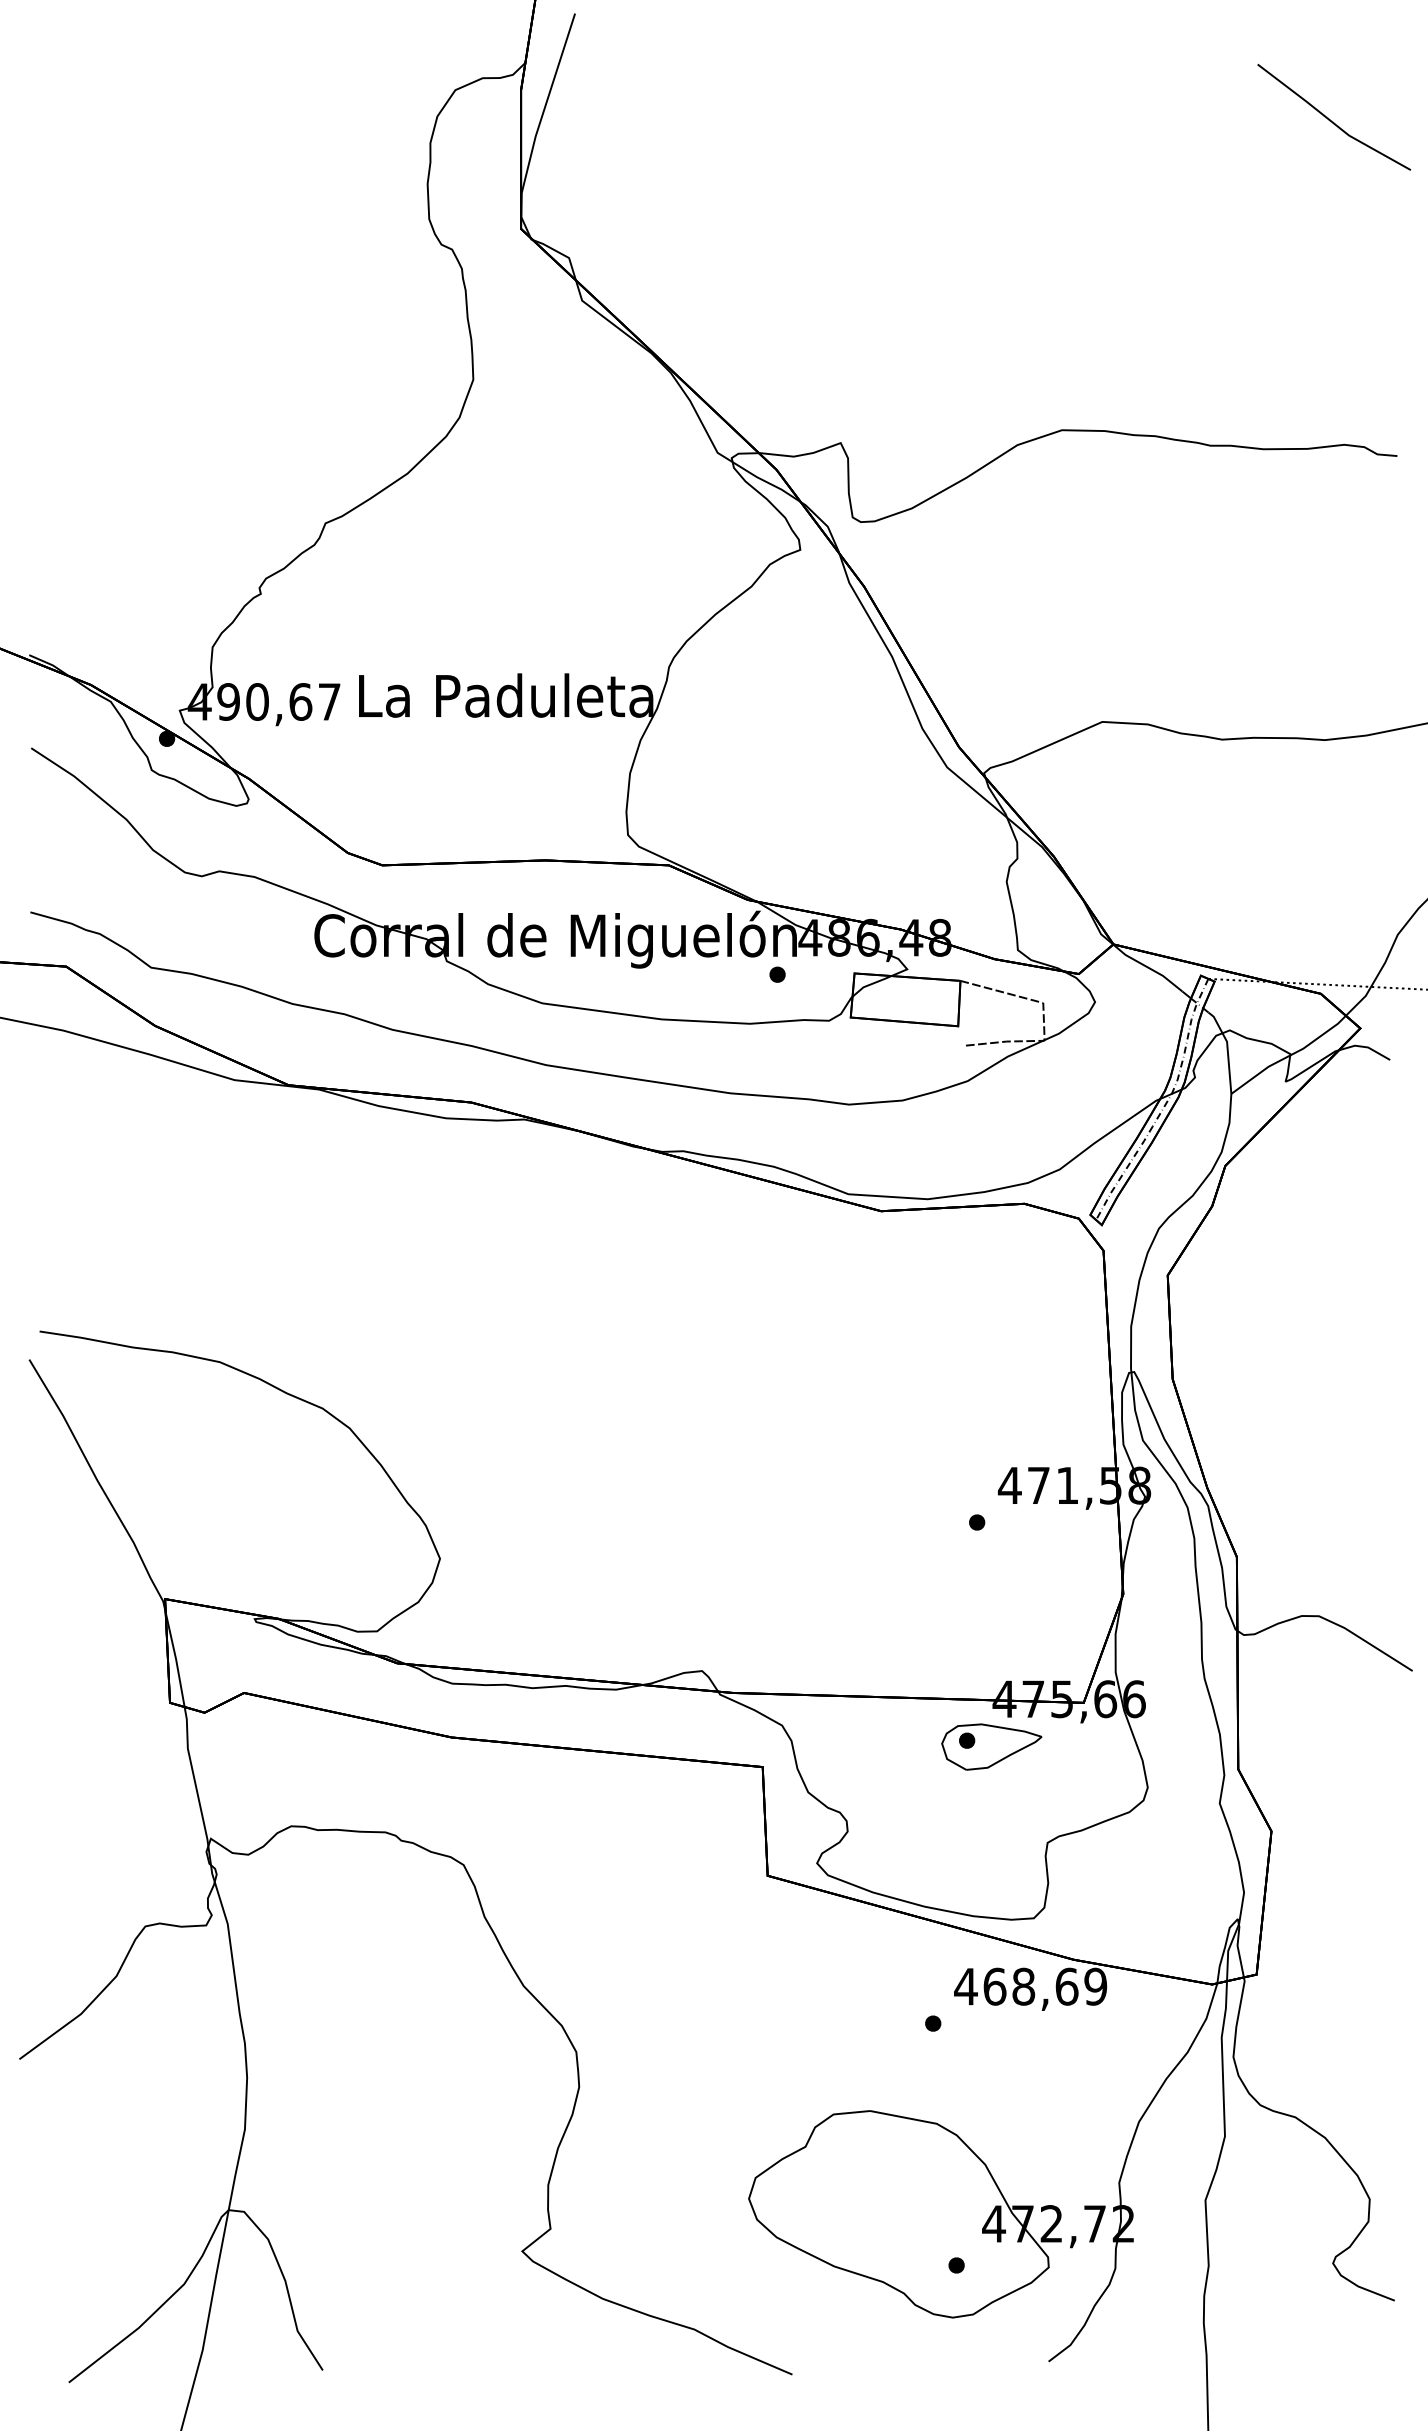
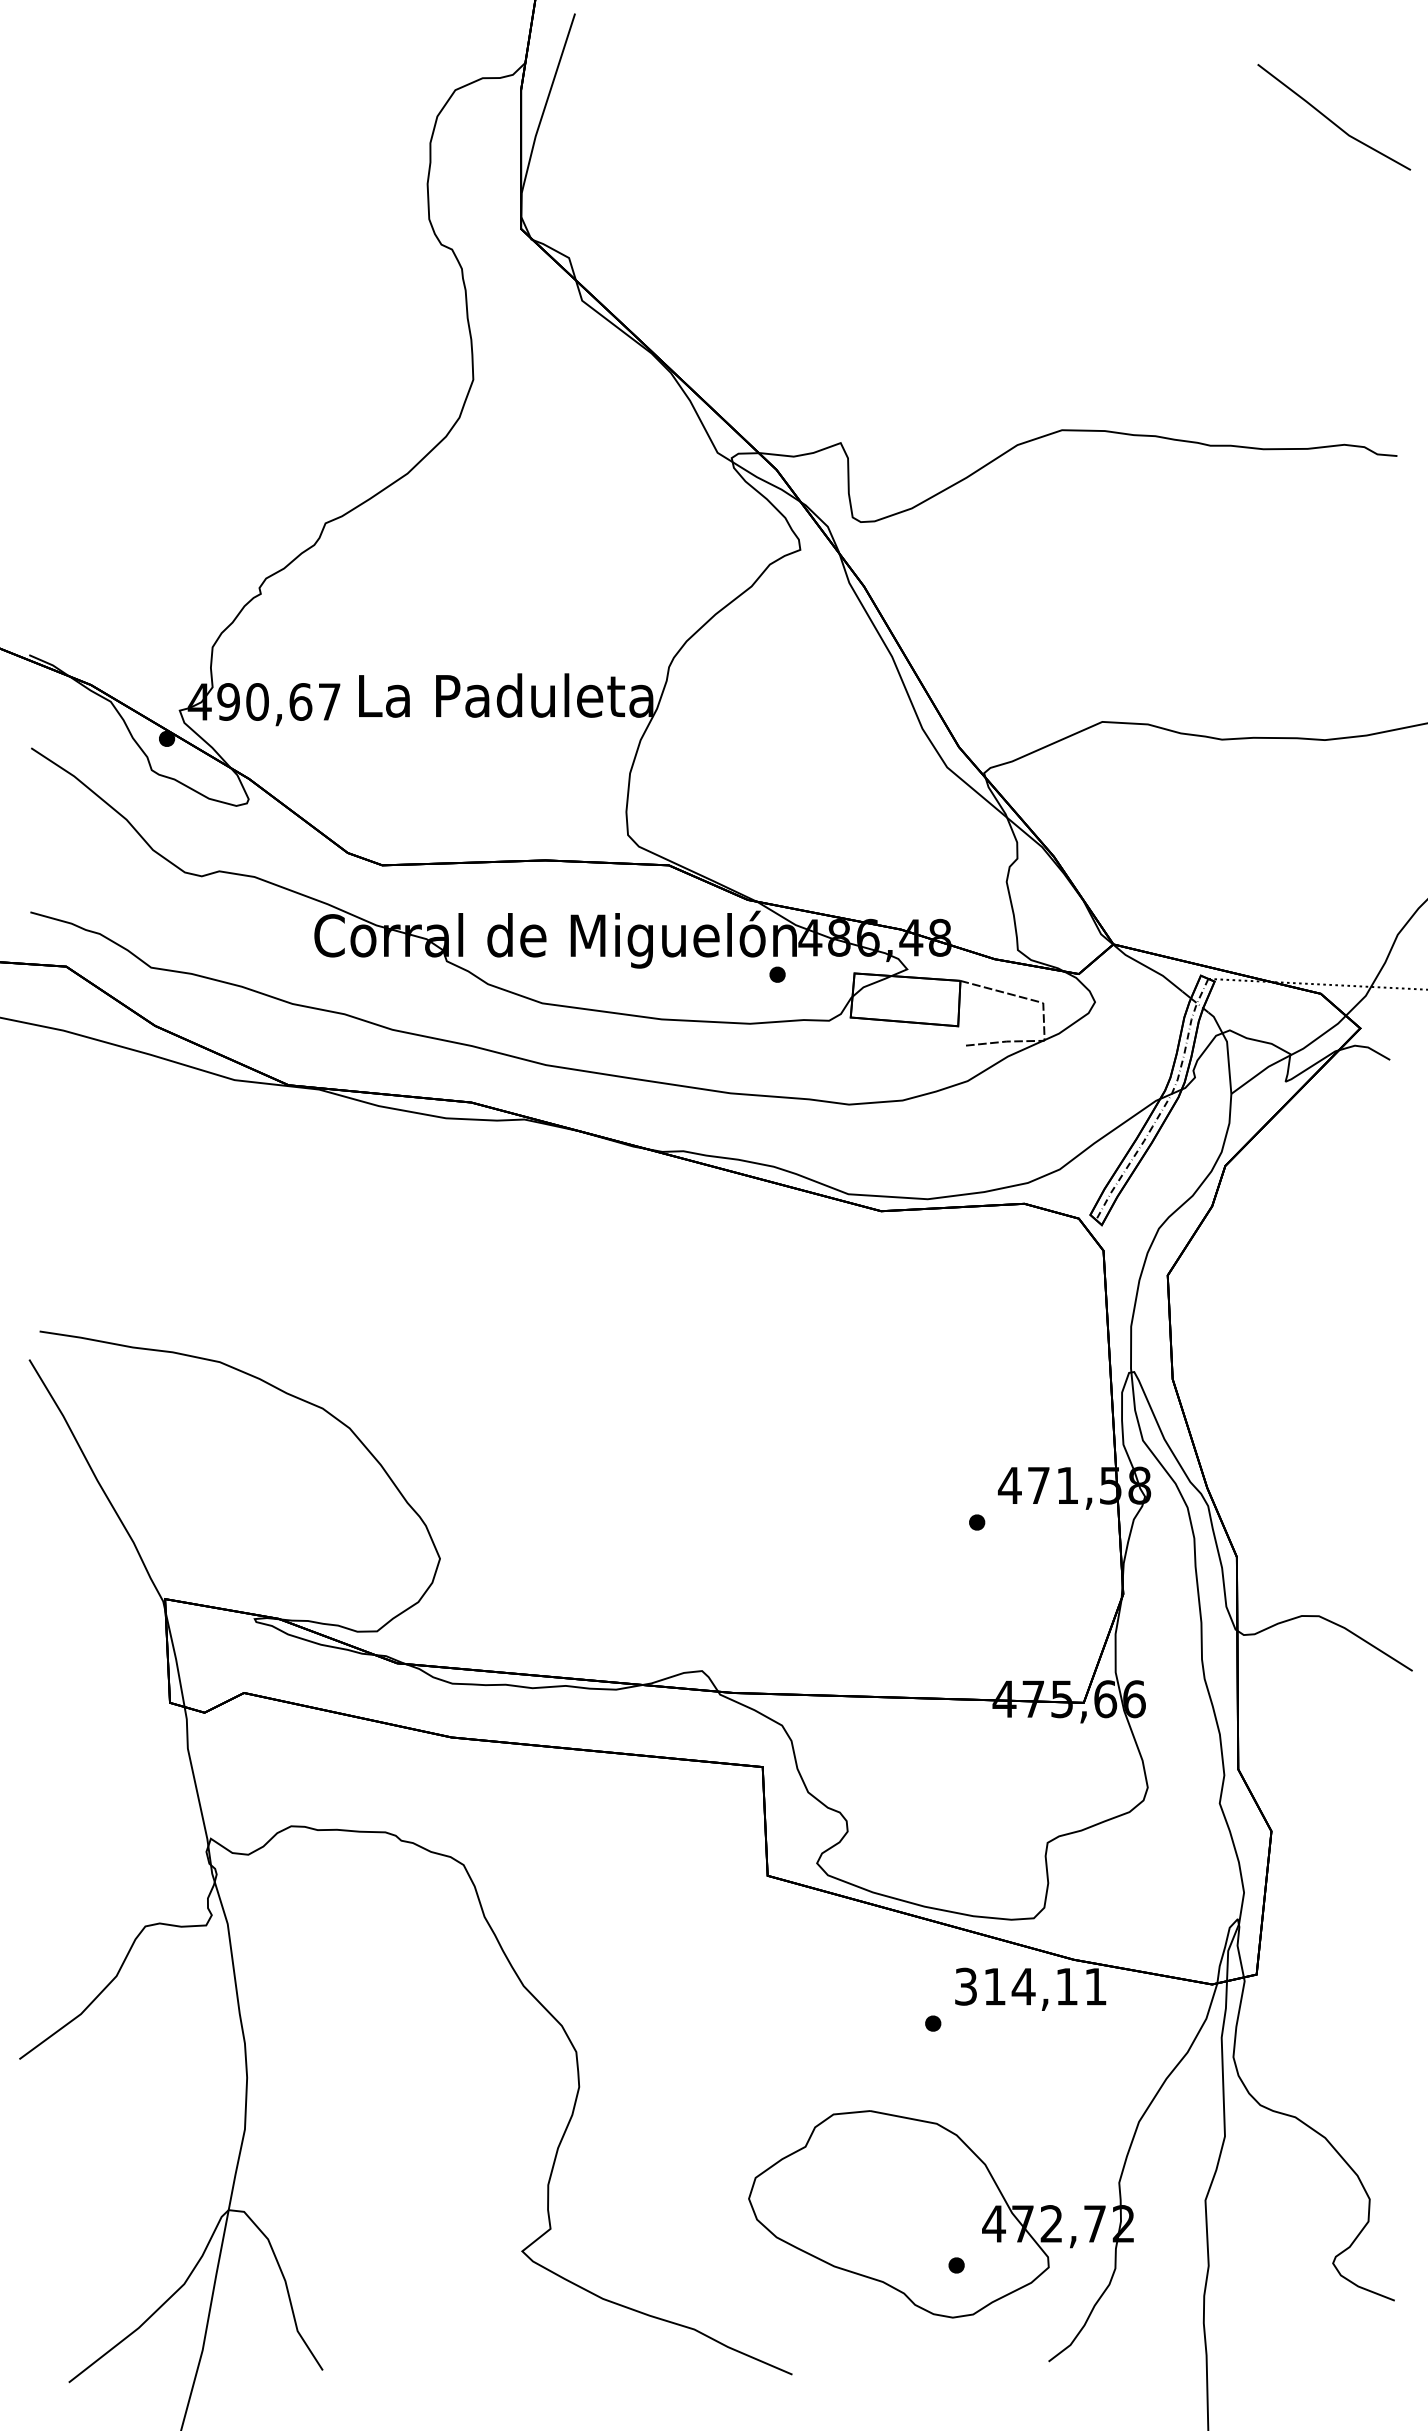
part: present -> none (991, 1746)
text: 468,69 -> 314,11 (1030, 1986)
